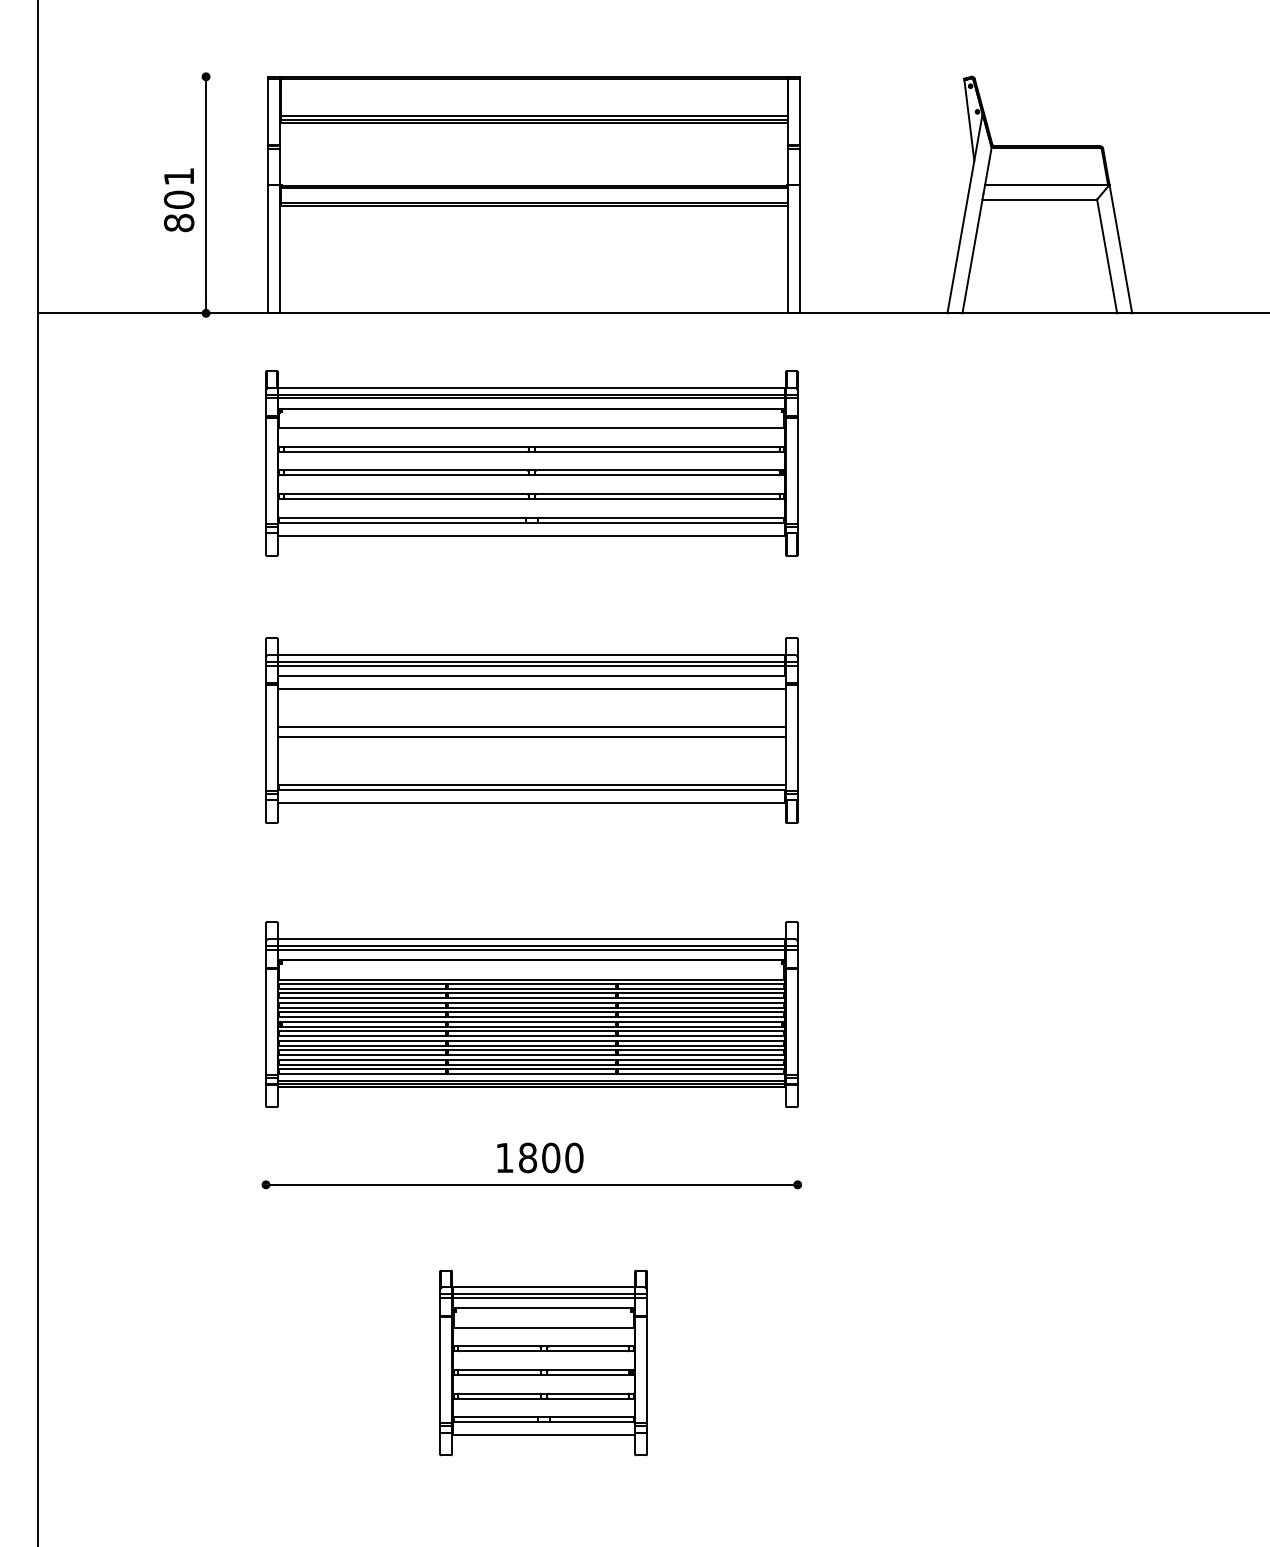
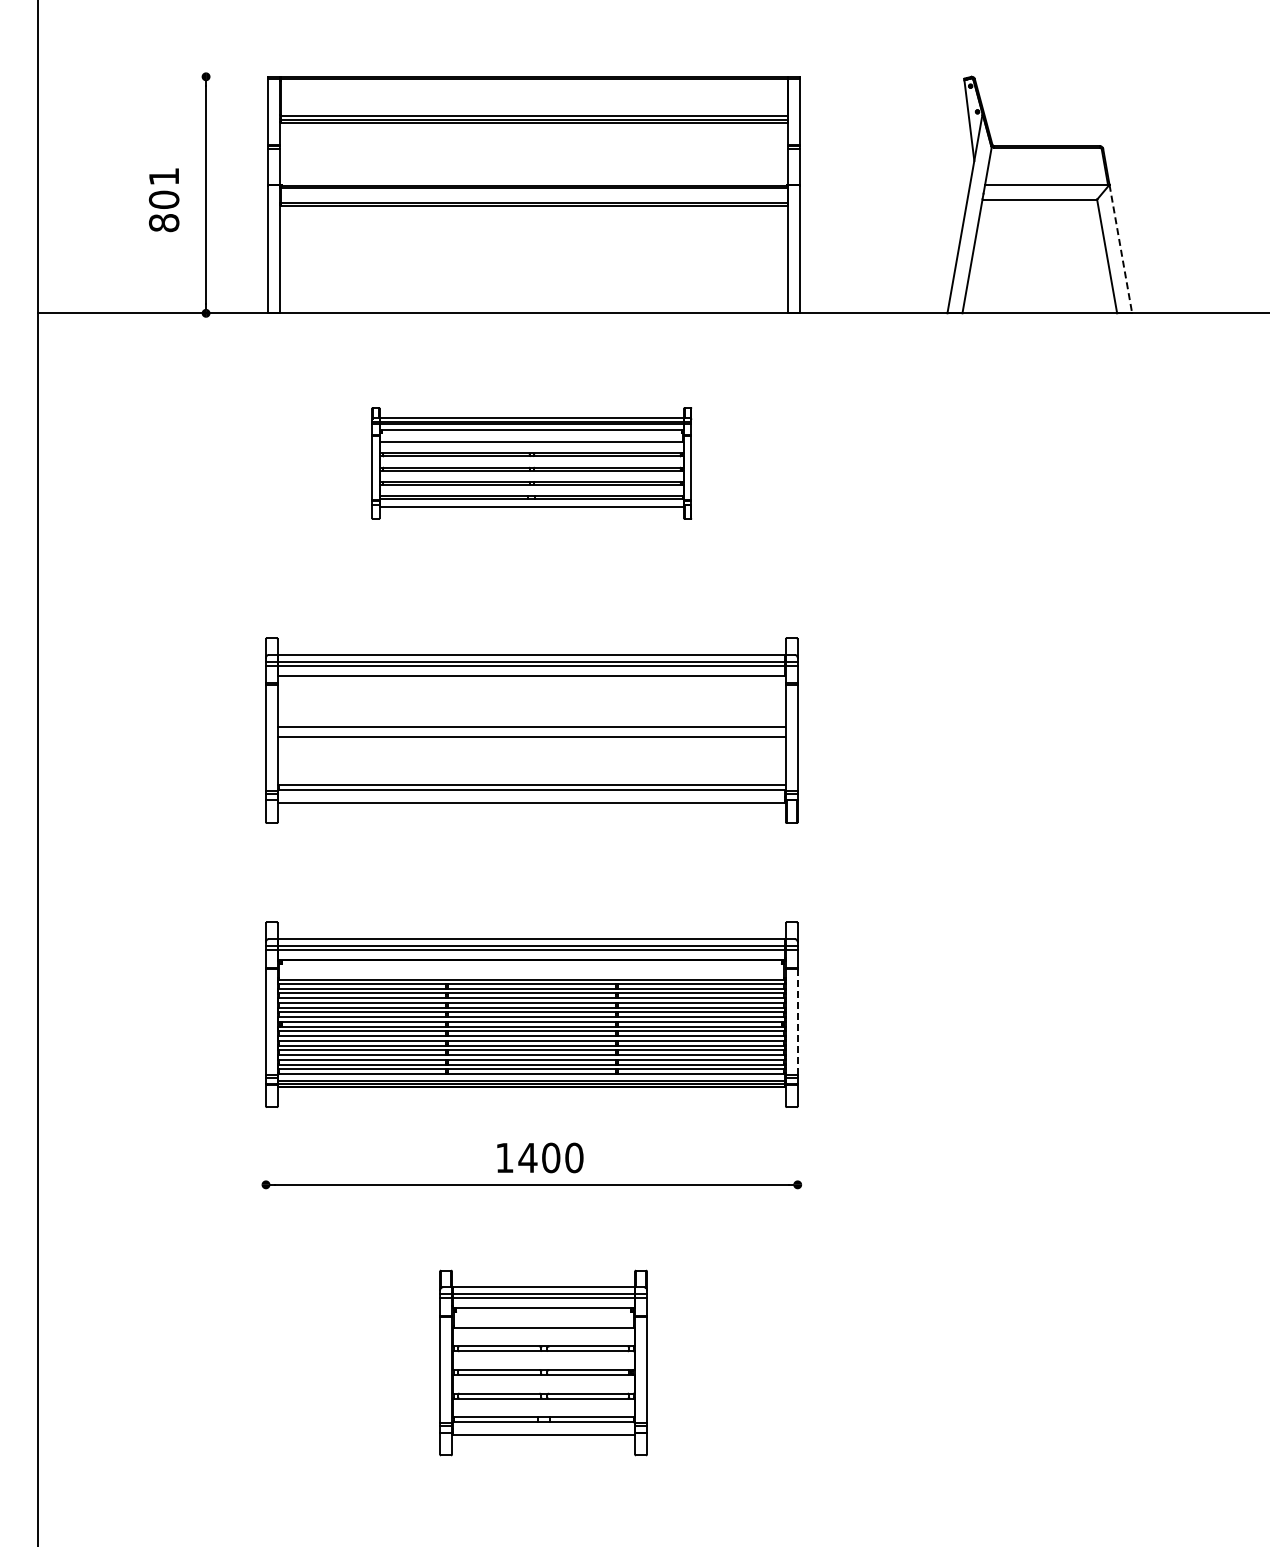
text position: (179, 200) -> (164, 200) (164, 200)
line: solid -> dashed (1120, 249)
part size: 534x187 px -> 322x113 px (531, 463)
line: present -> none (531, 688)
line: solid -> dashed (797, 1022)
text: 1800 -> 1400 (527, 1157)
